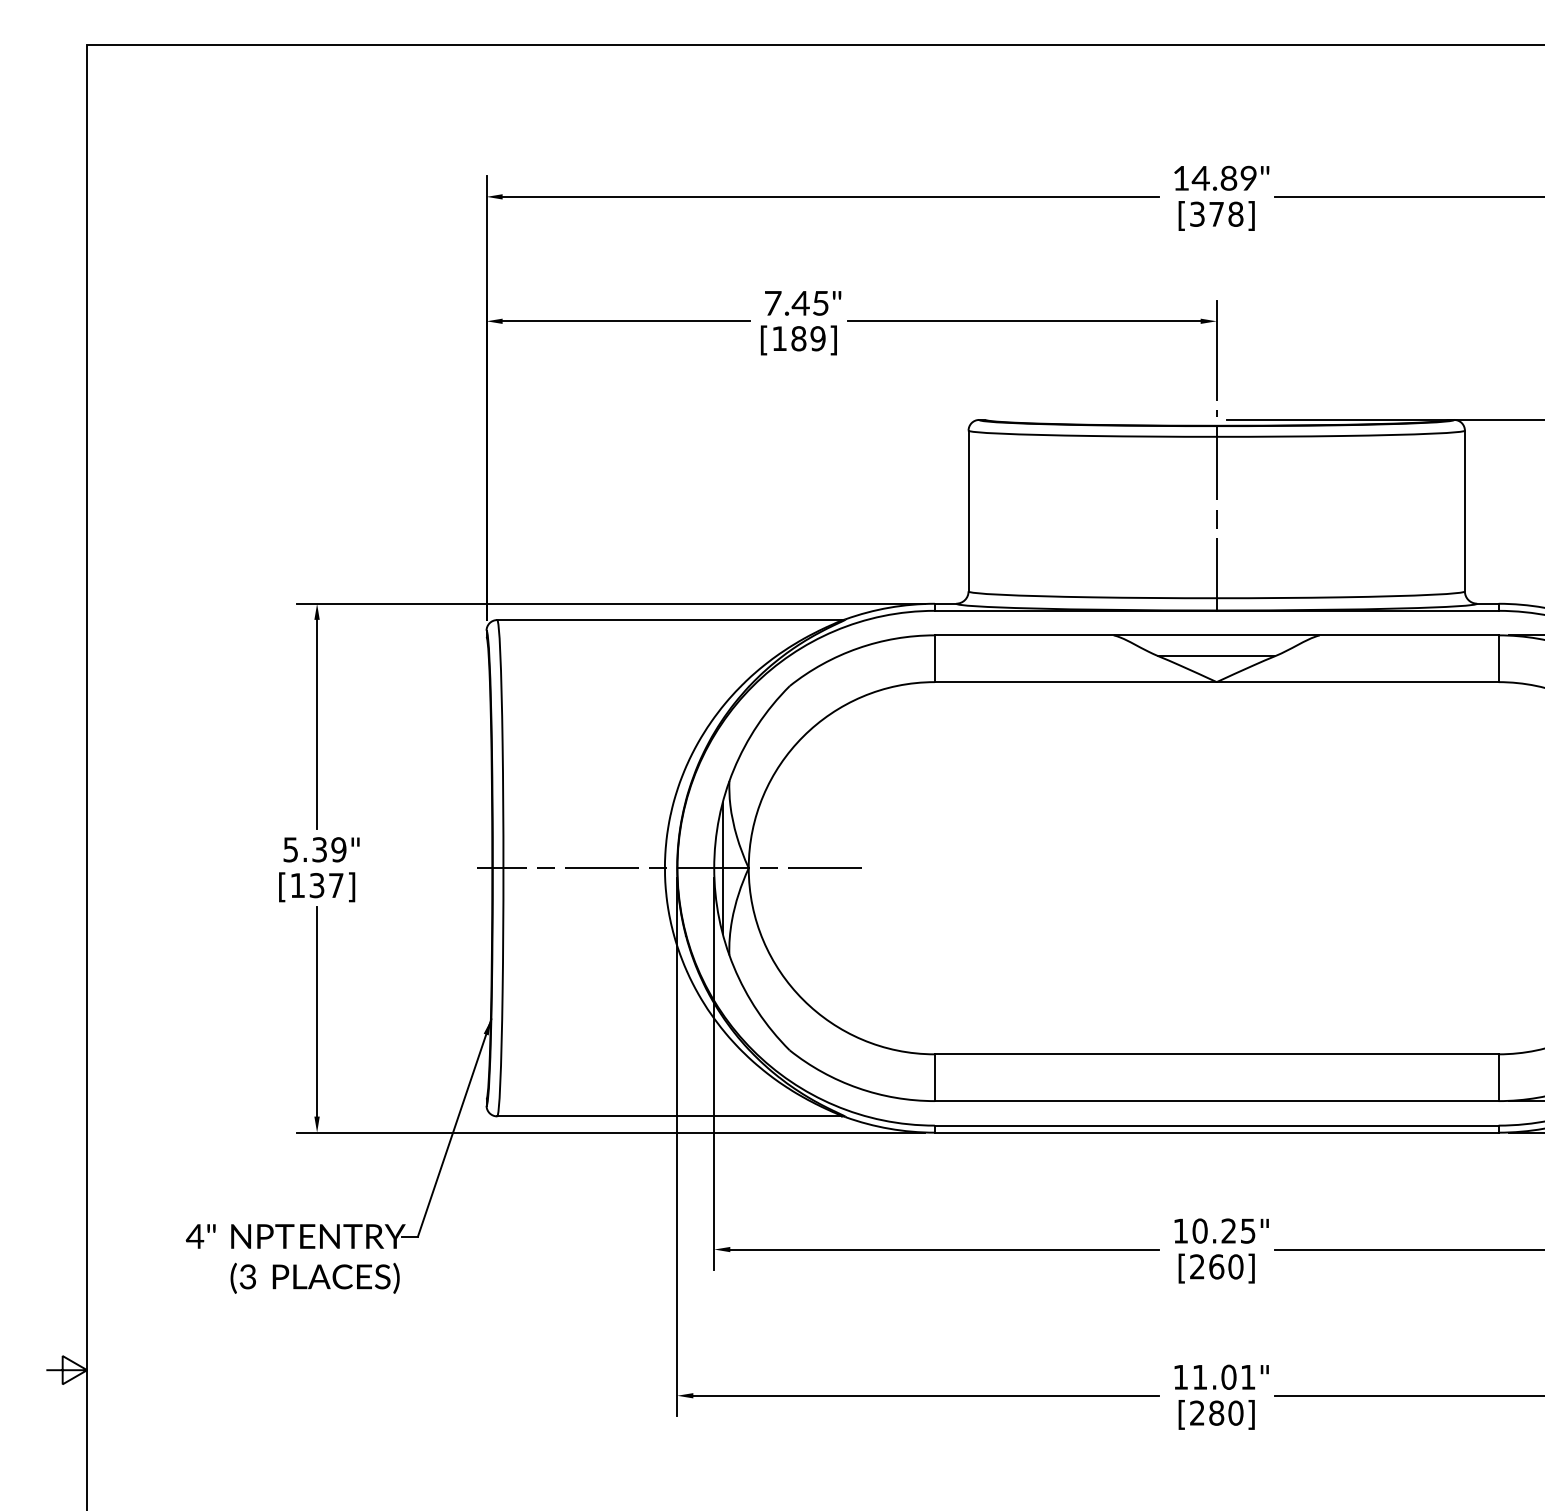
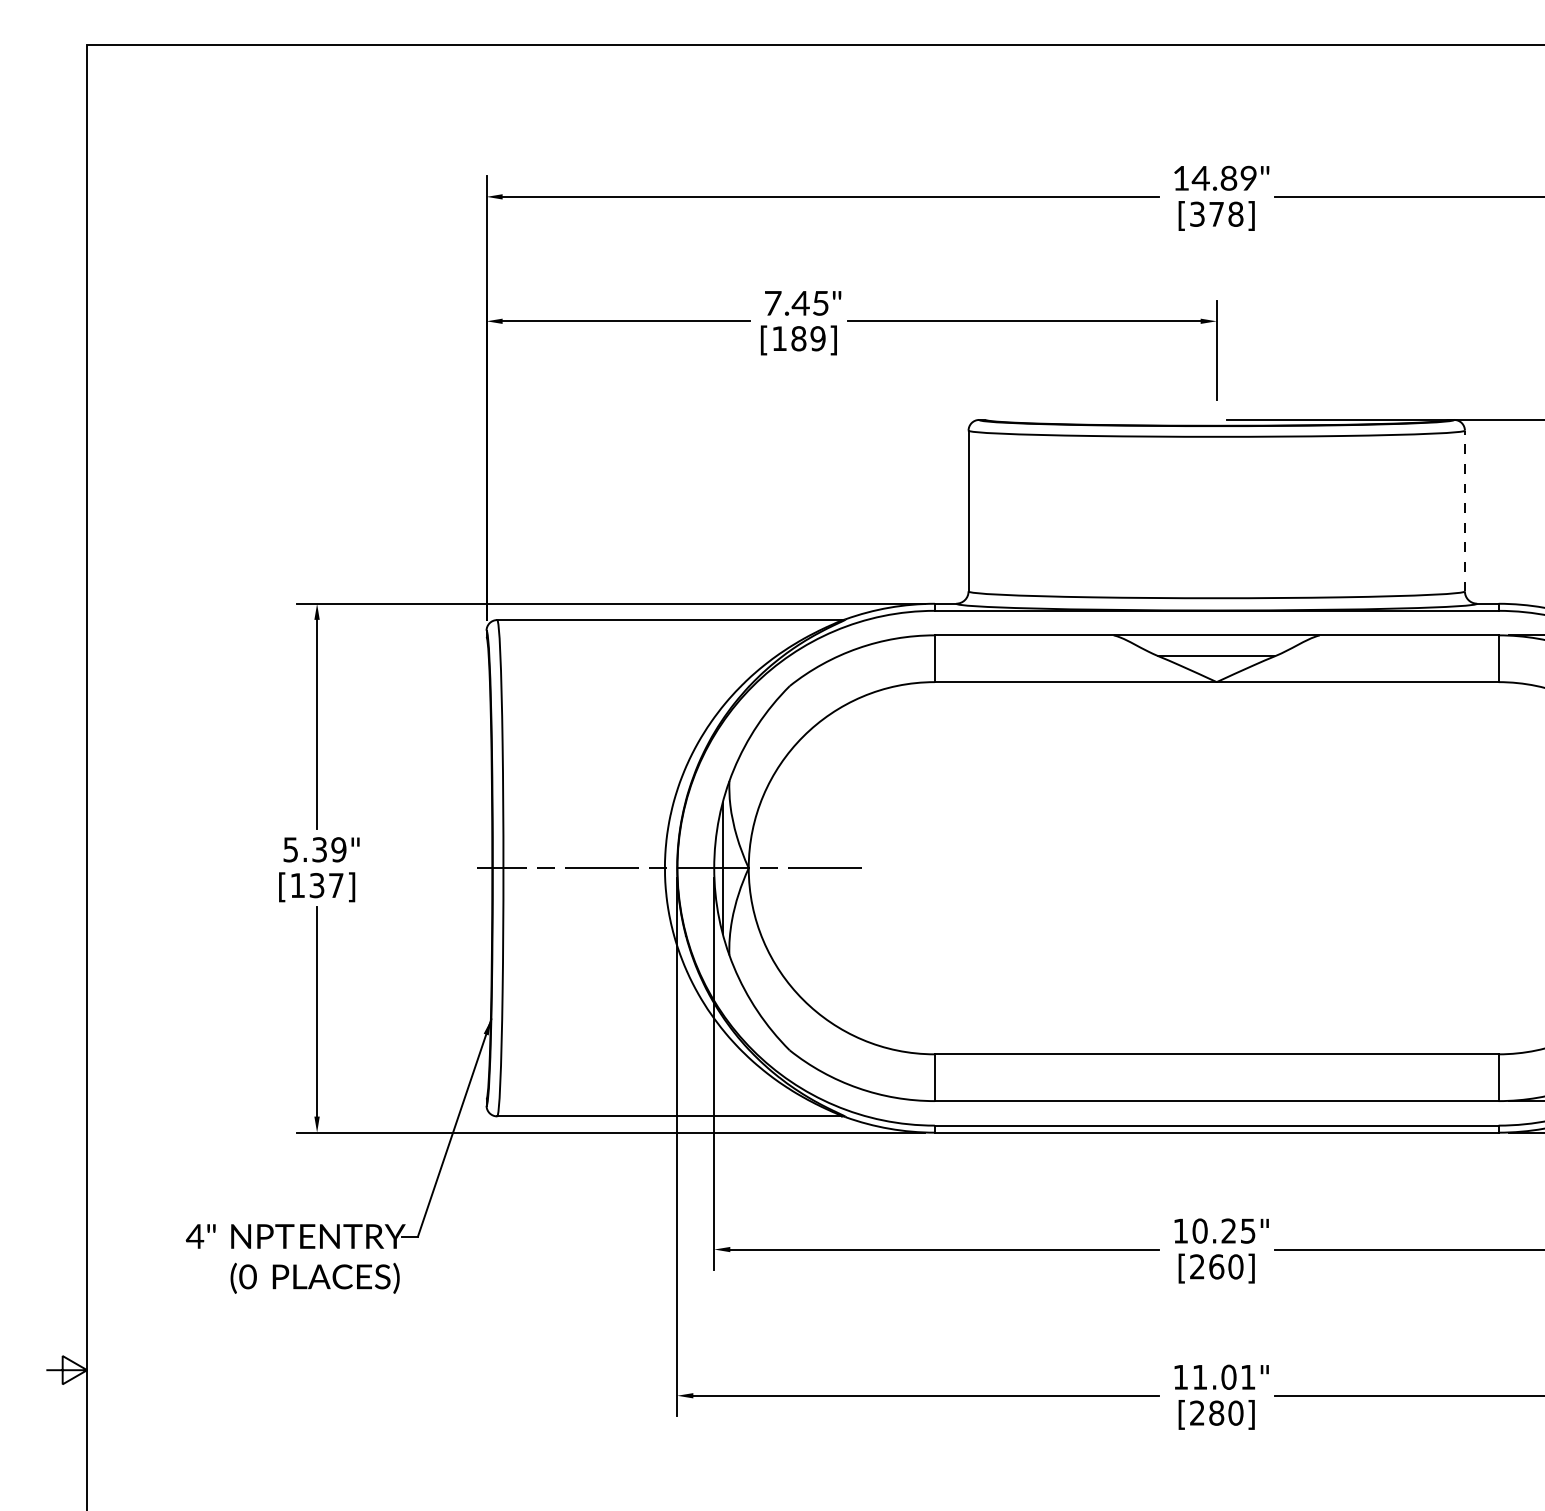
line: present -> none (1216, 510)
line: solid -> dashed (1464, 510)
text: (3 -> (0 (247, 1276)
